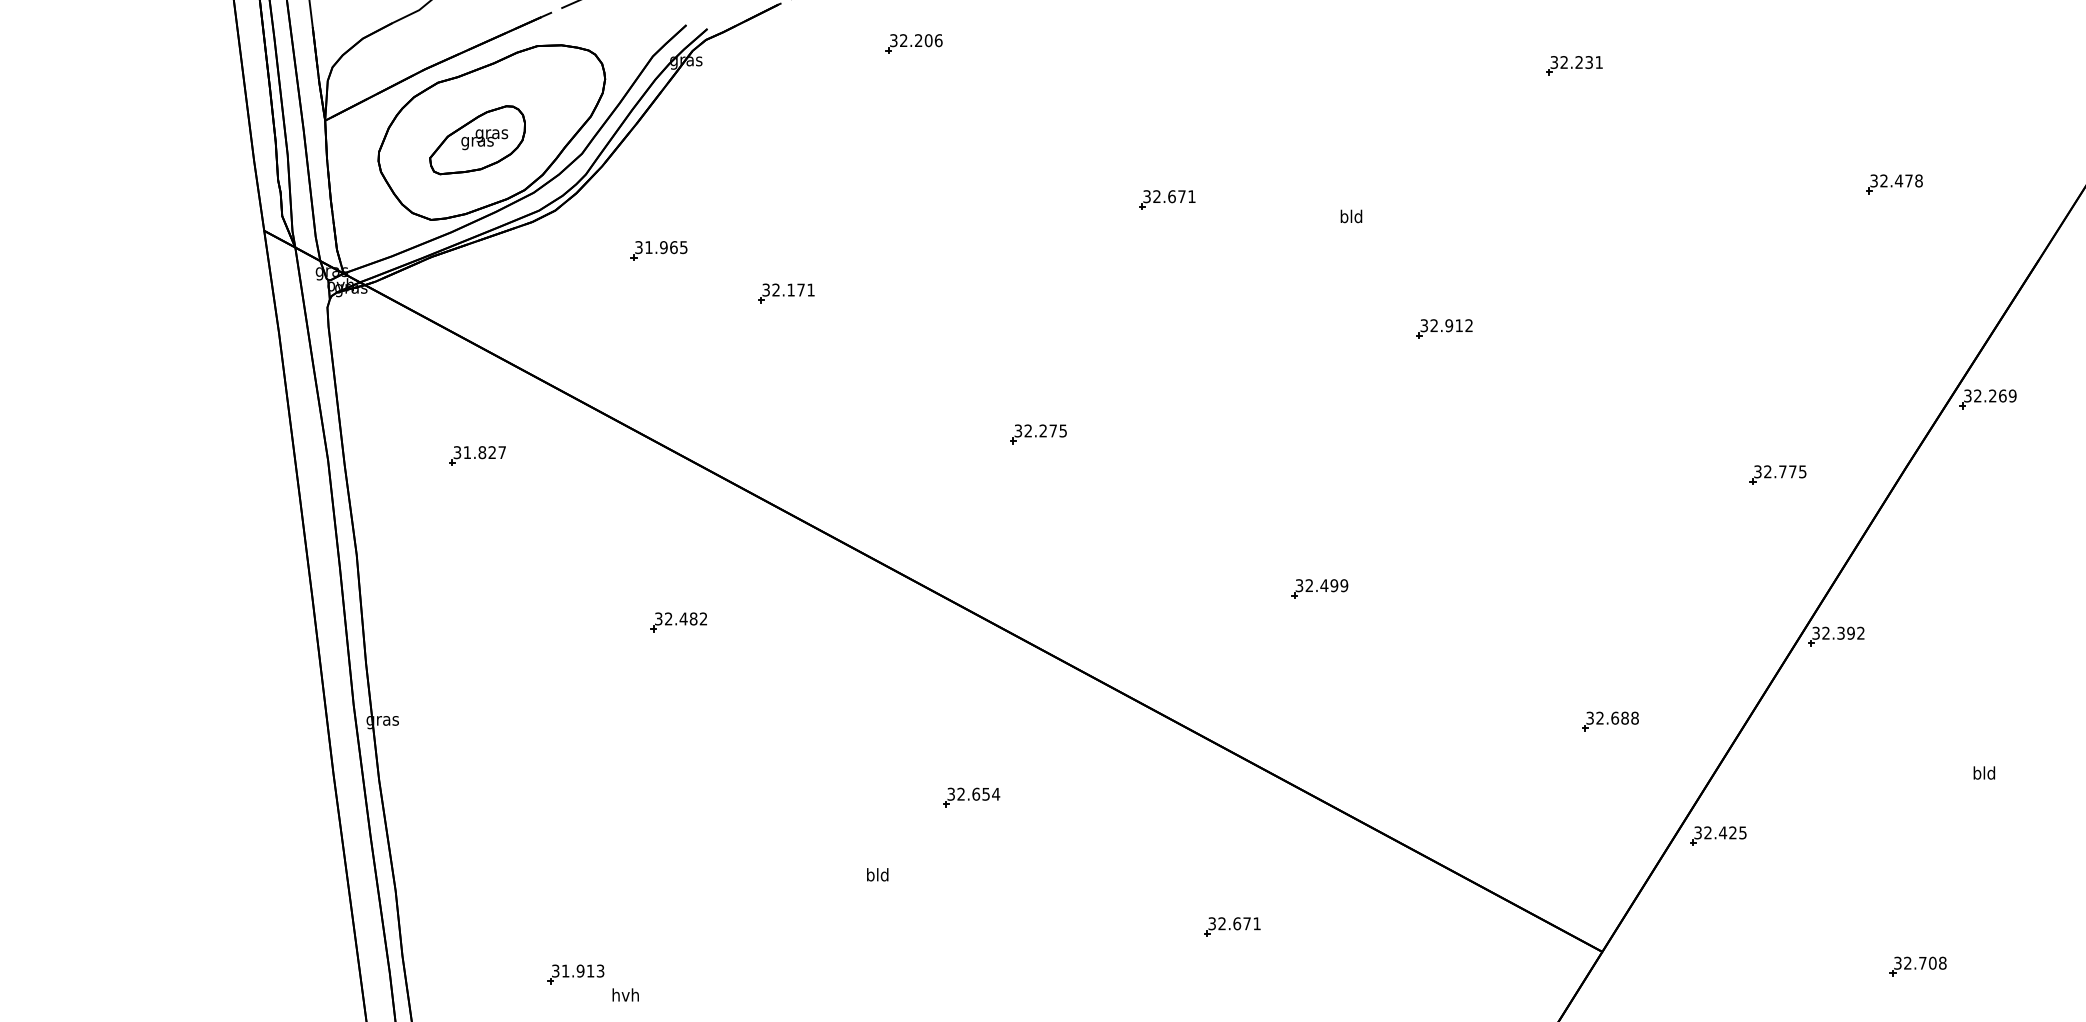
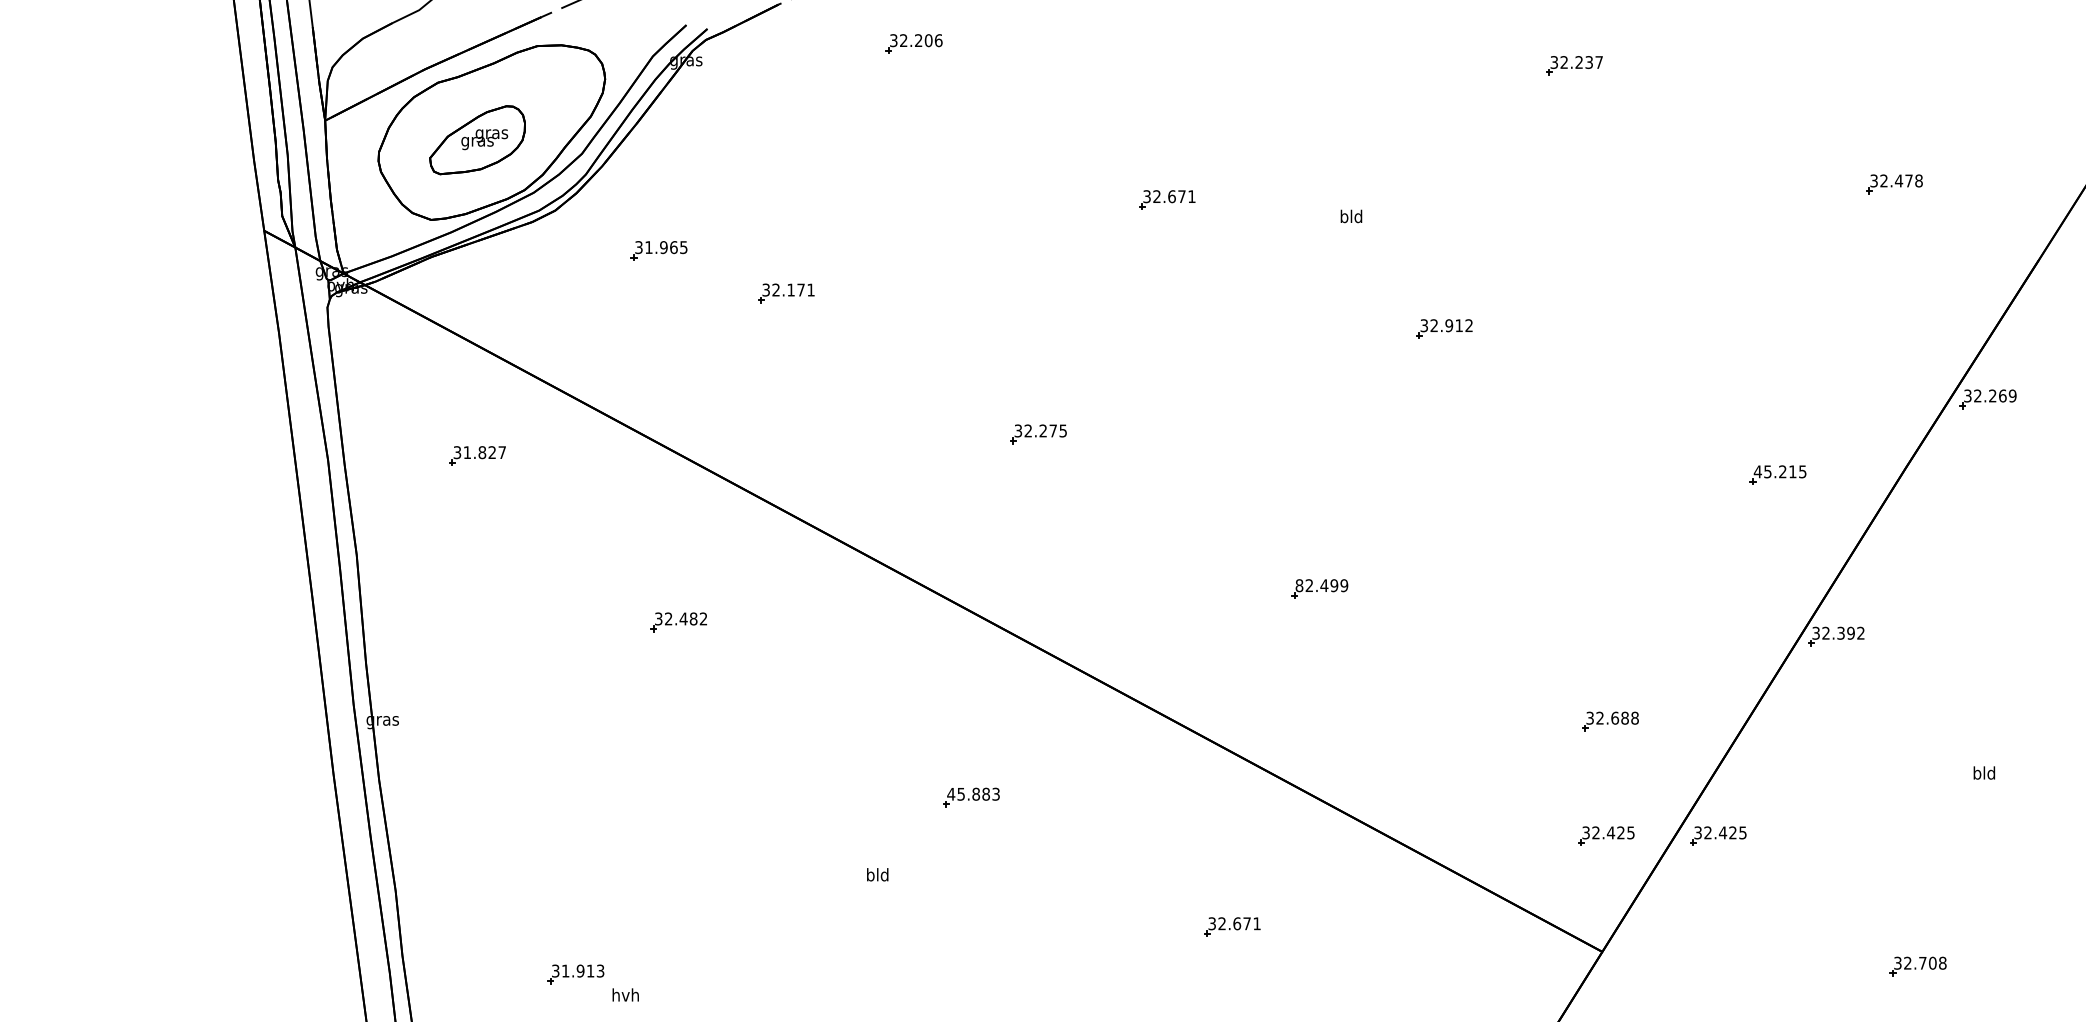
text: 32.231 -> 32.237 (1598, 62)
text: 32.775 -> 45.215 (1774, 471)
text: 32.499 -> 82.499 (1299, 585)
text: 32.654 -> 45.883 (973, 793)
part: none -> present (1606, 835)
